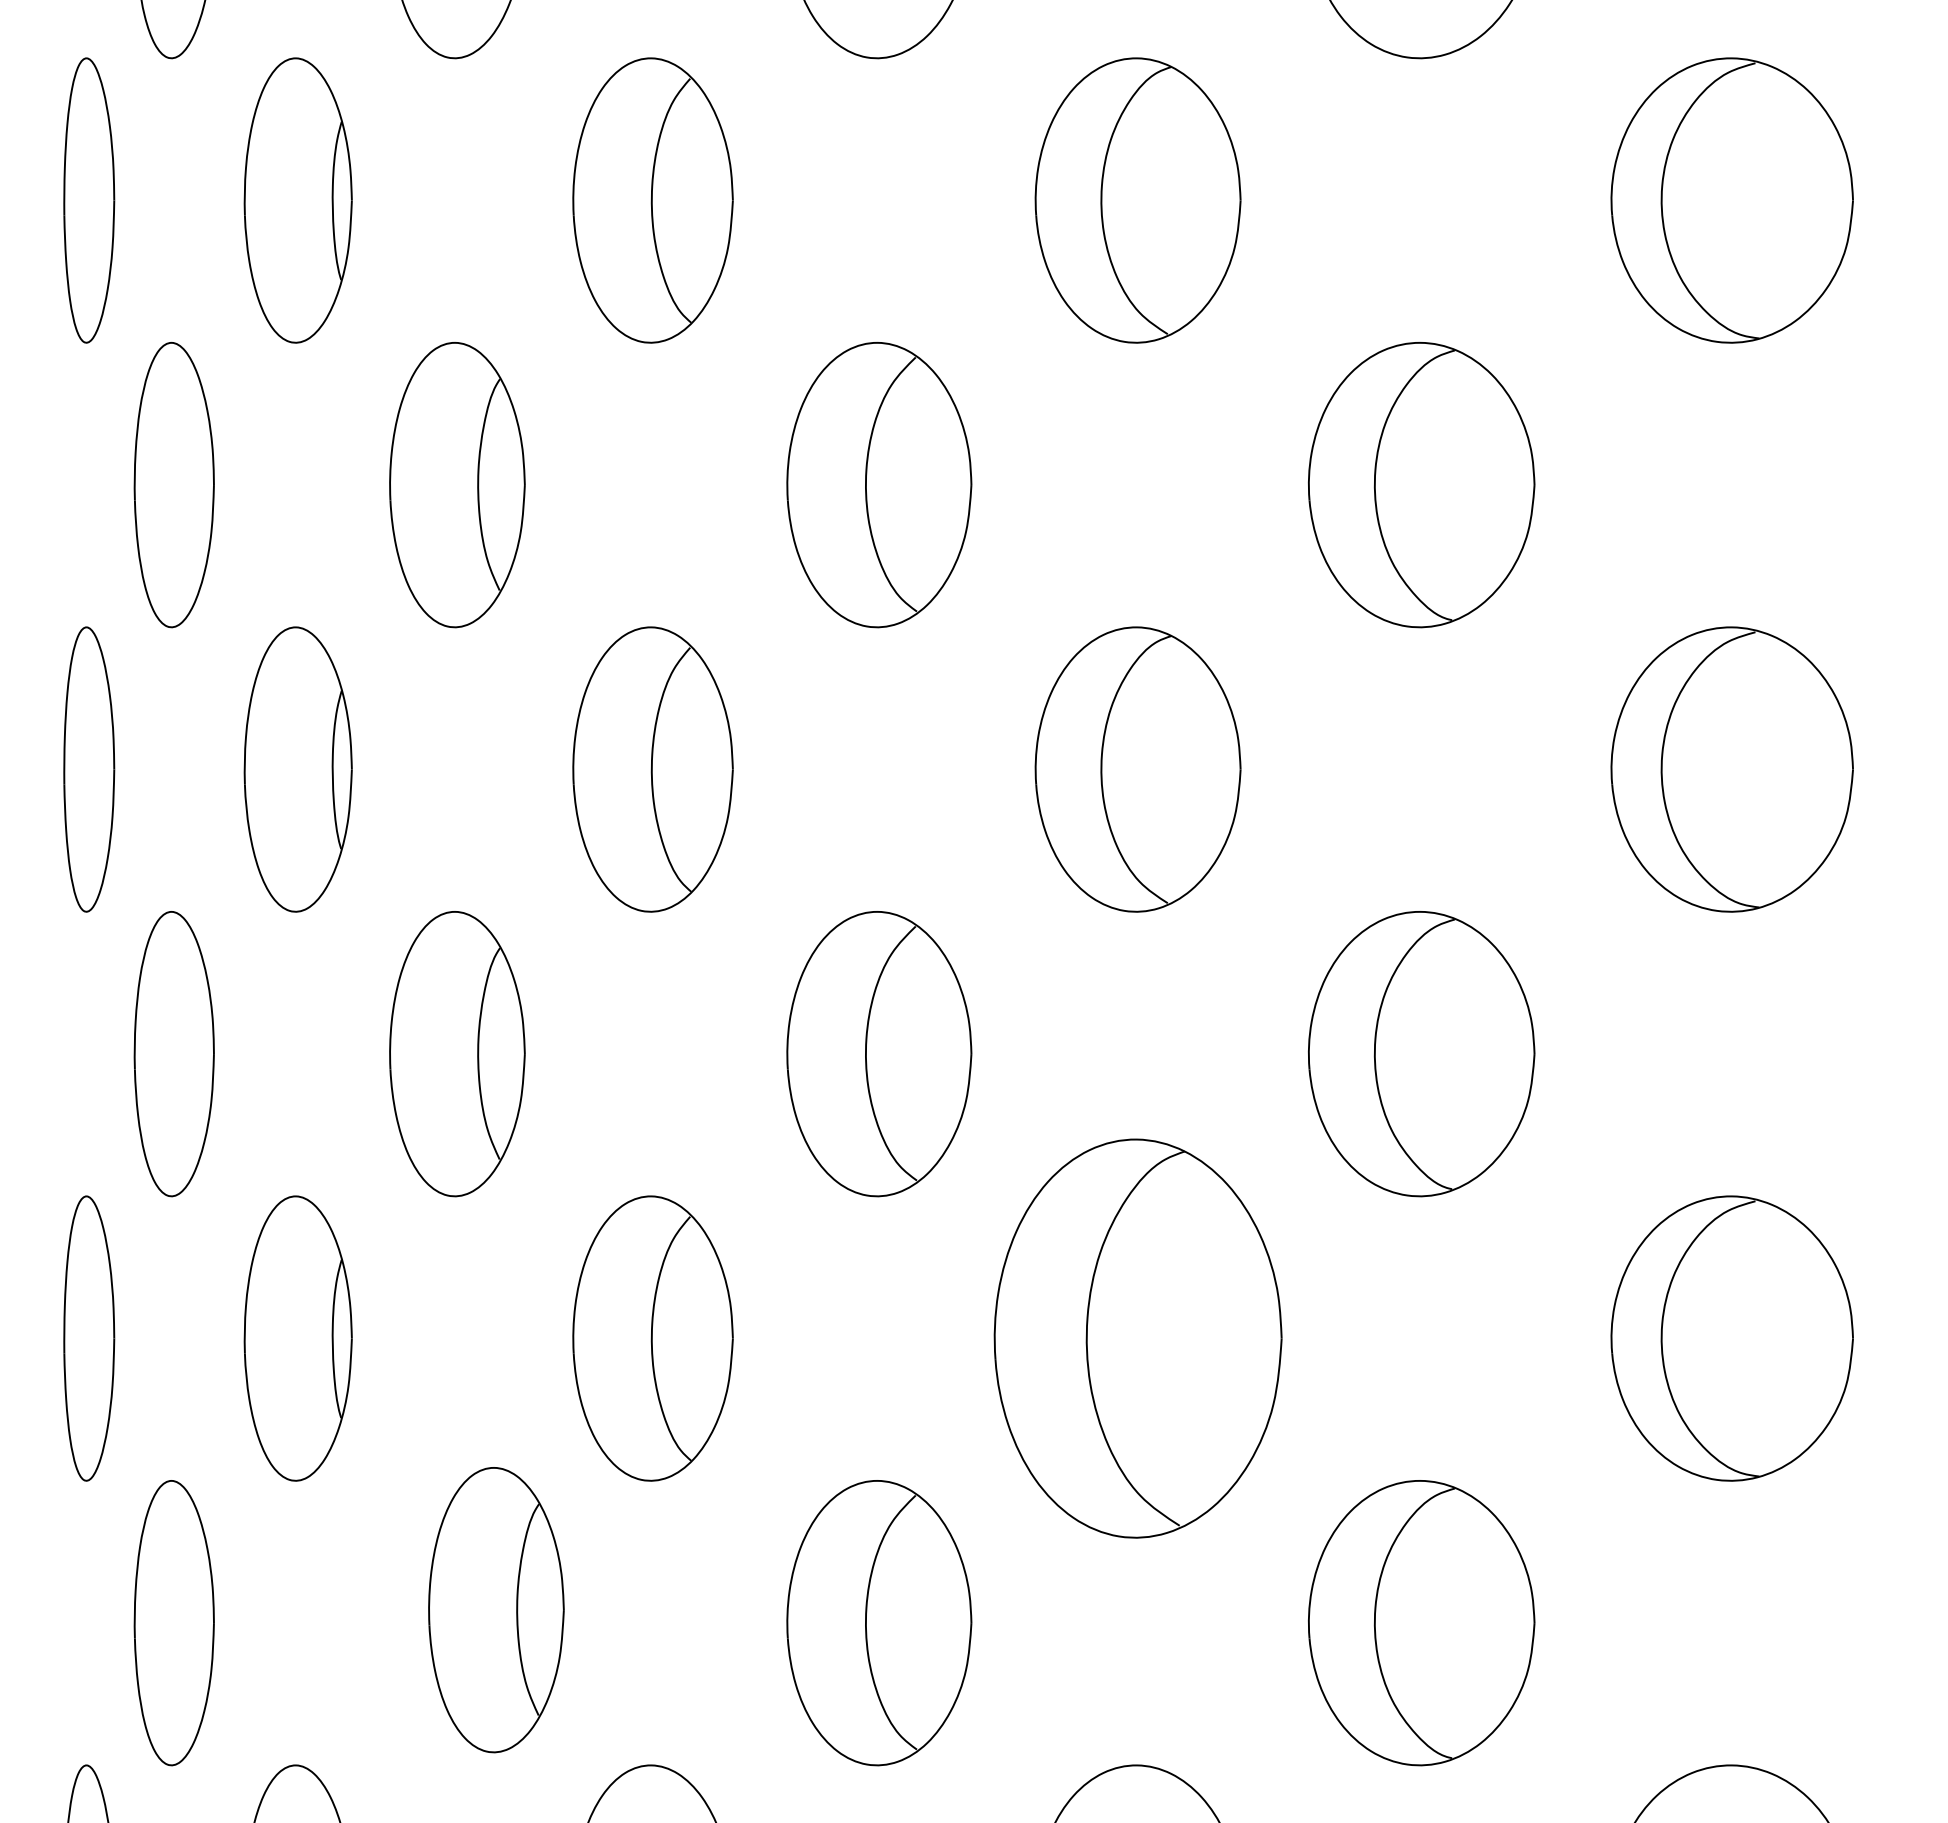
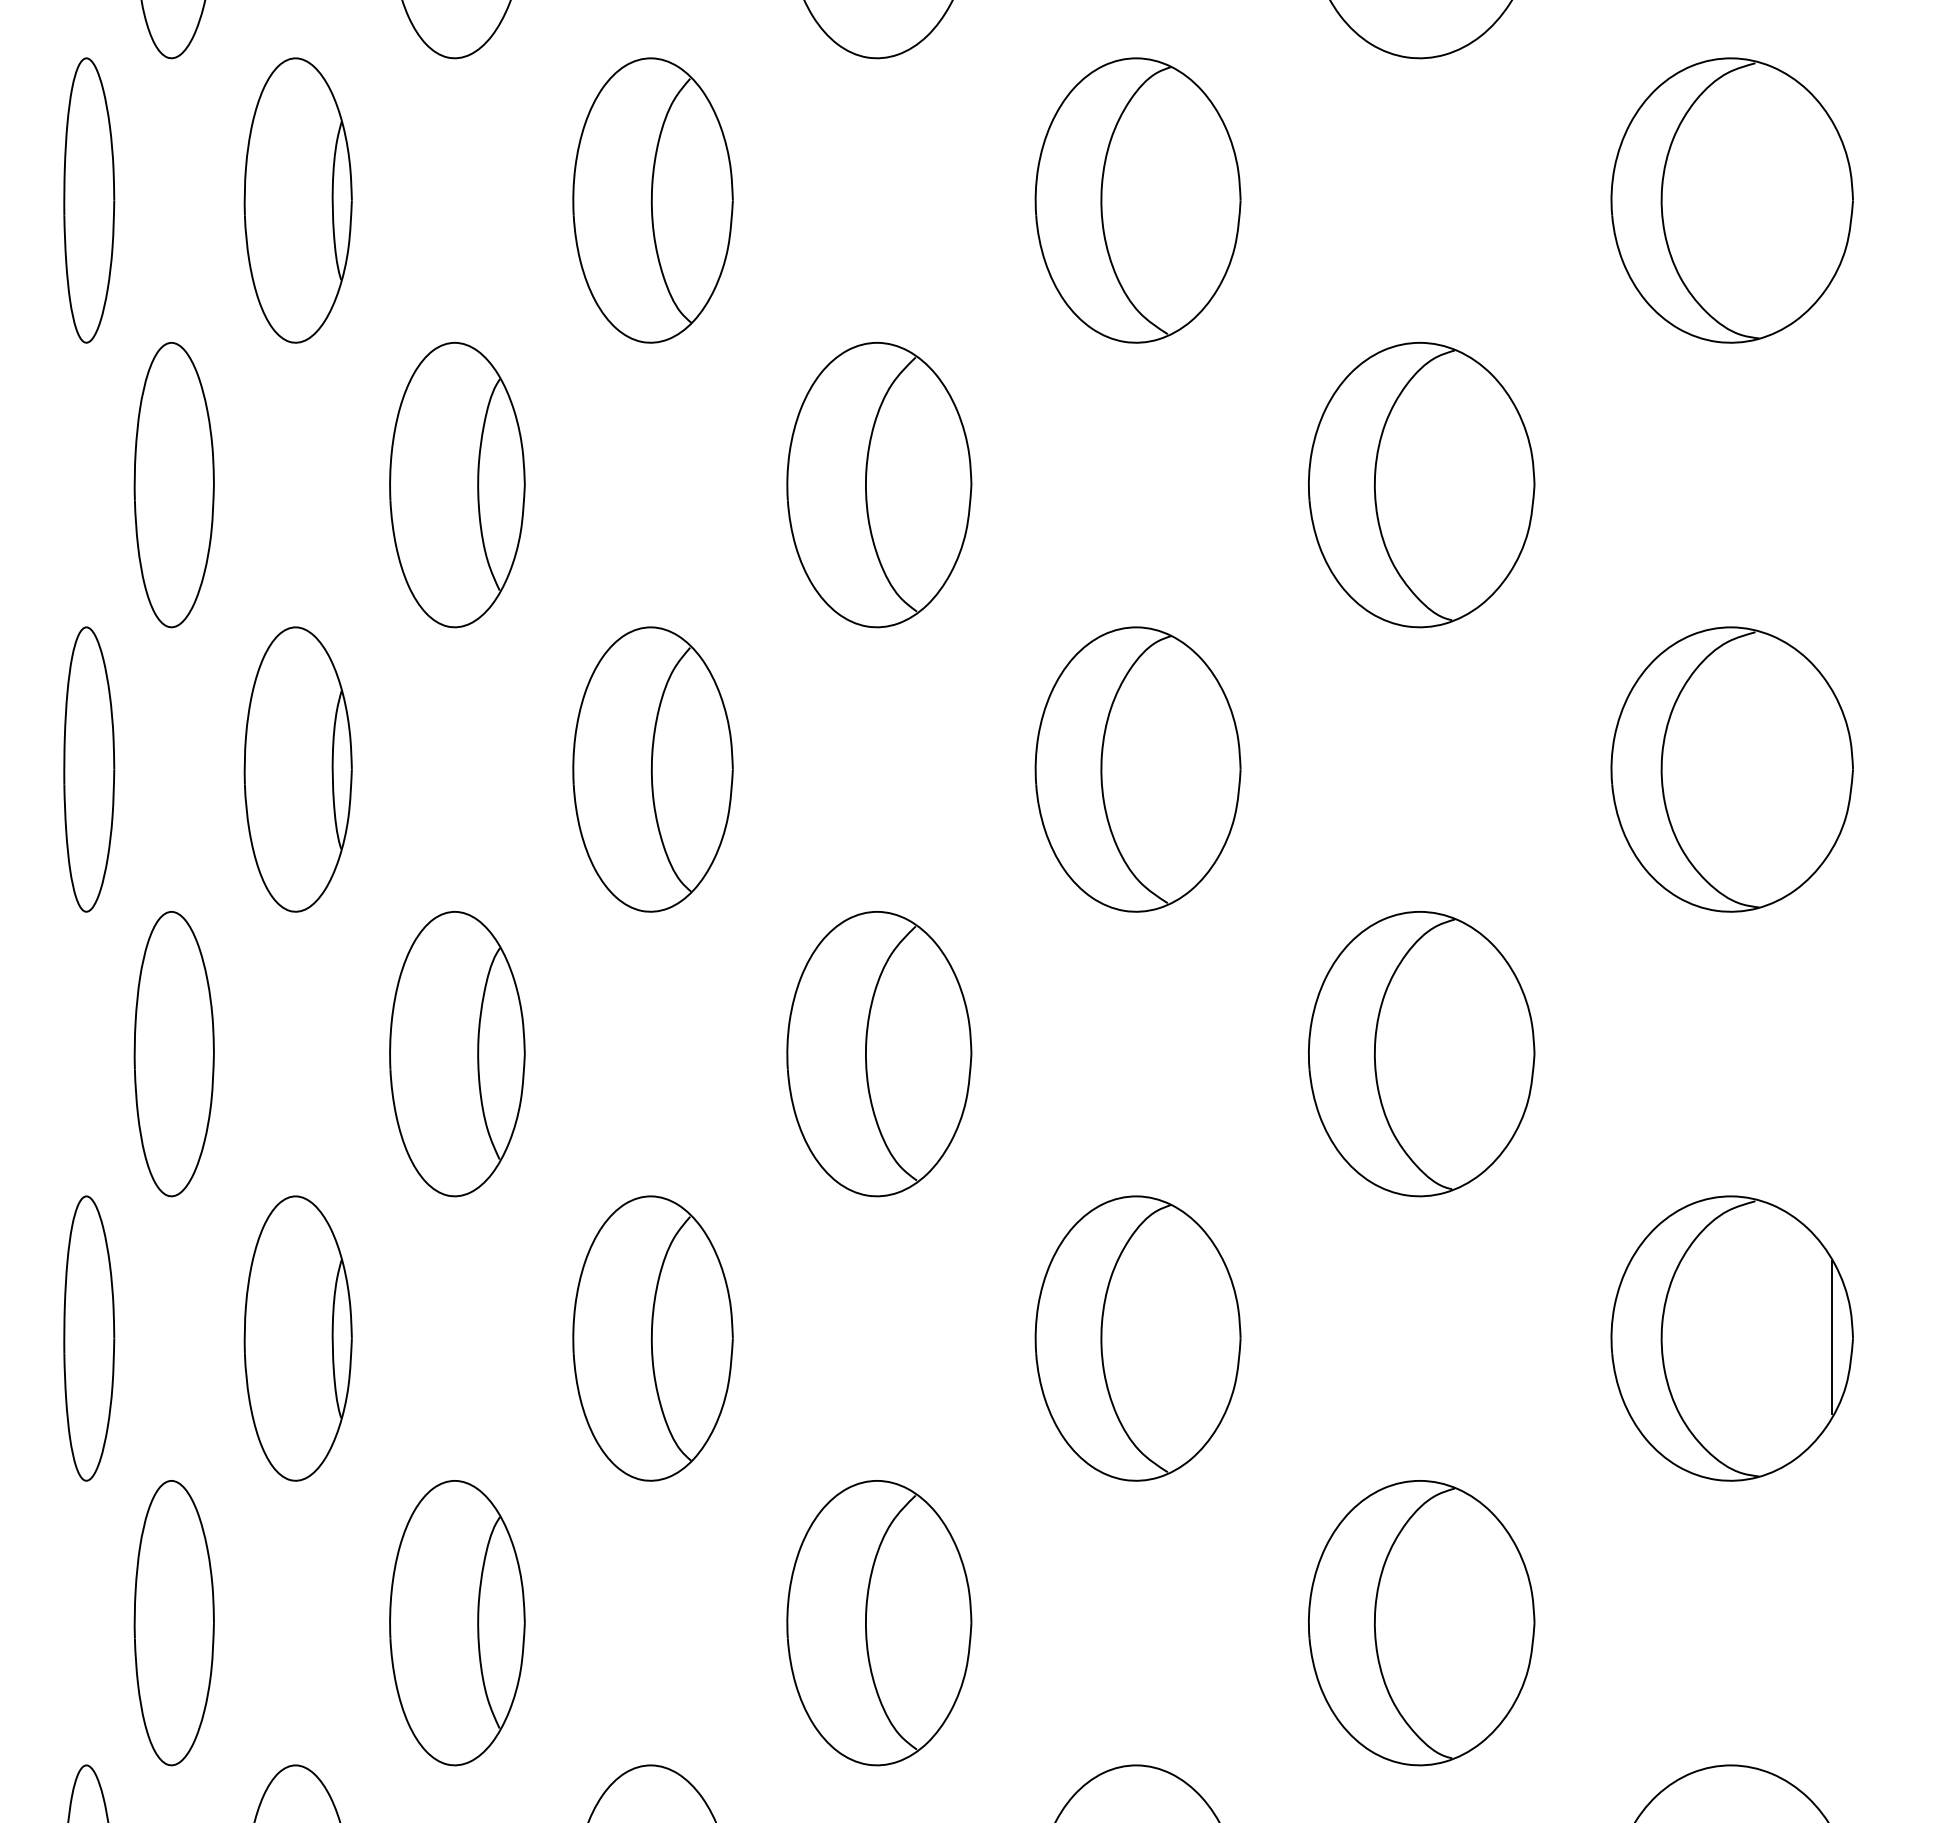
line: none -> present (1832, 1337)
part size: 290x401 px -> 208x287 px (1137, 1338)
part position: (496, 1610) -> (457, 1623) (457, 1623)
